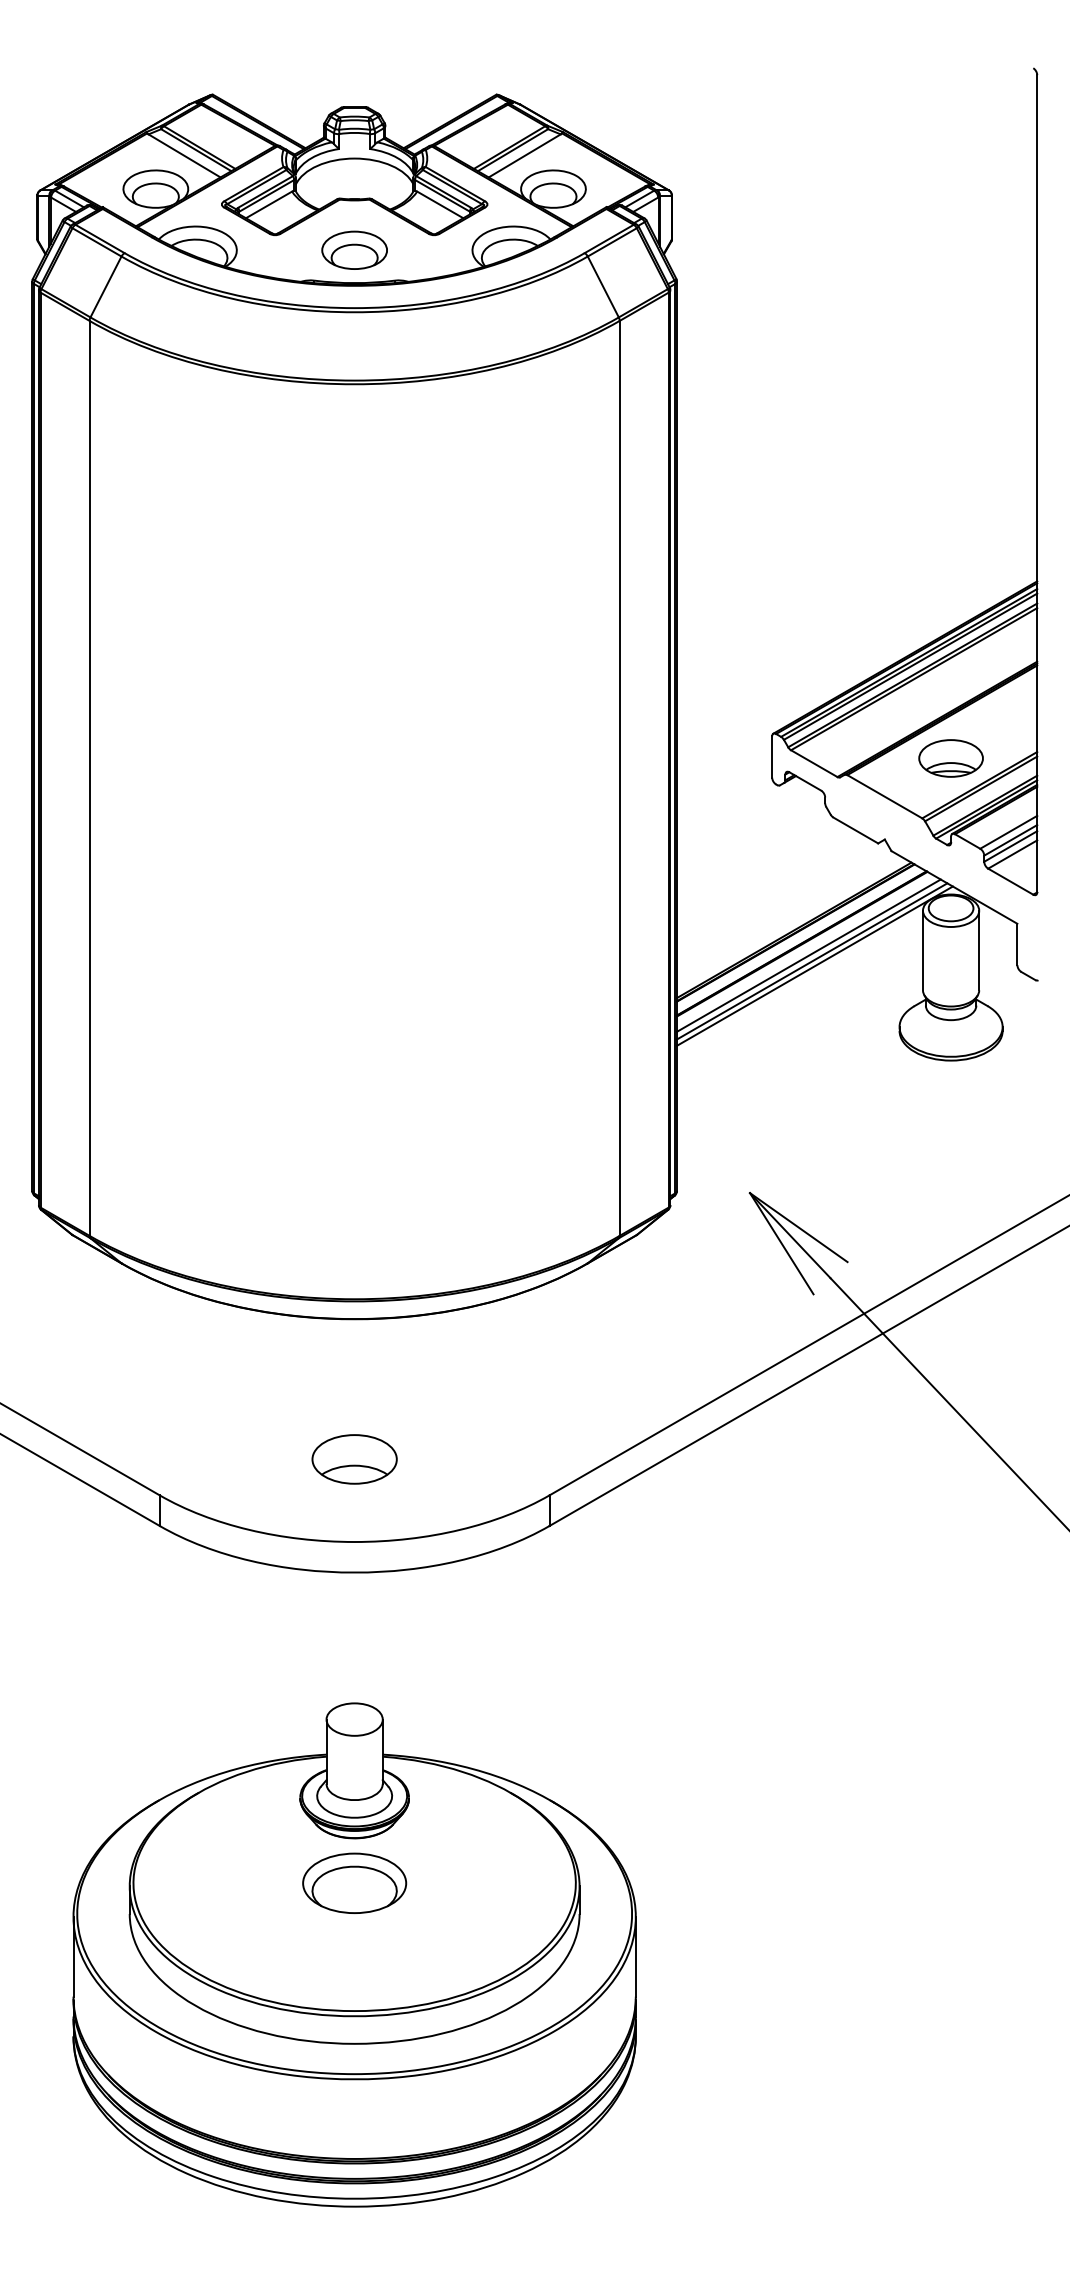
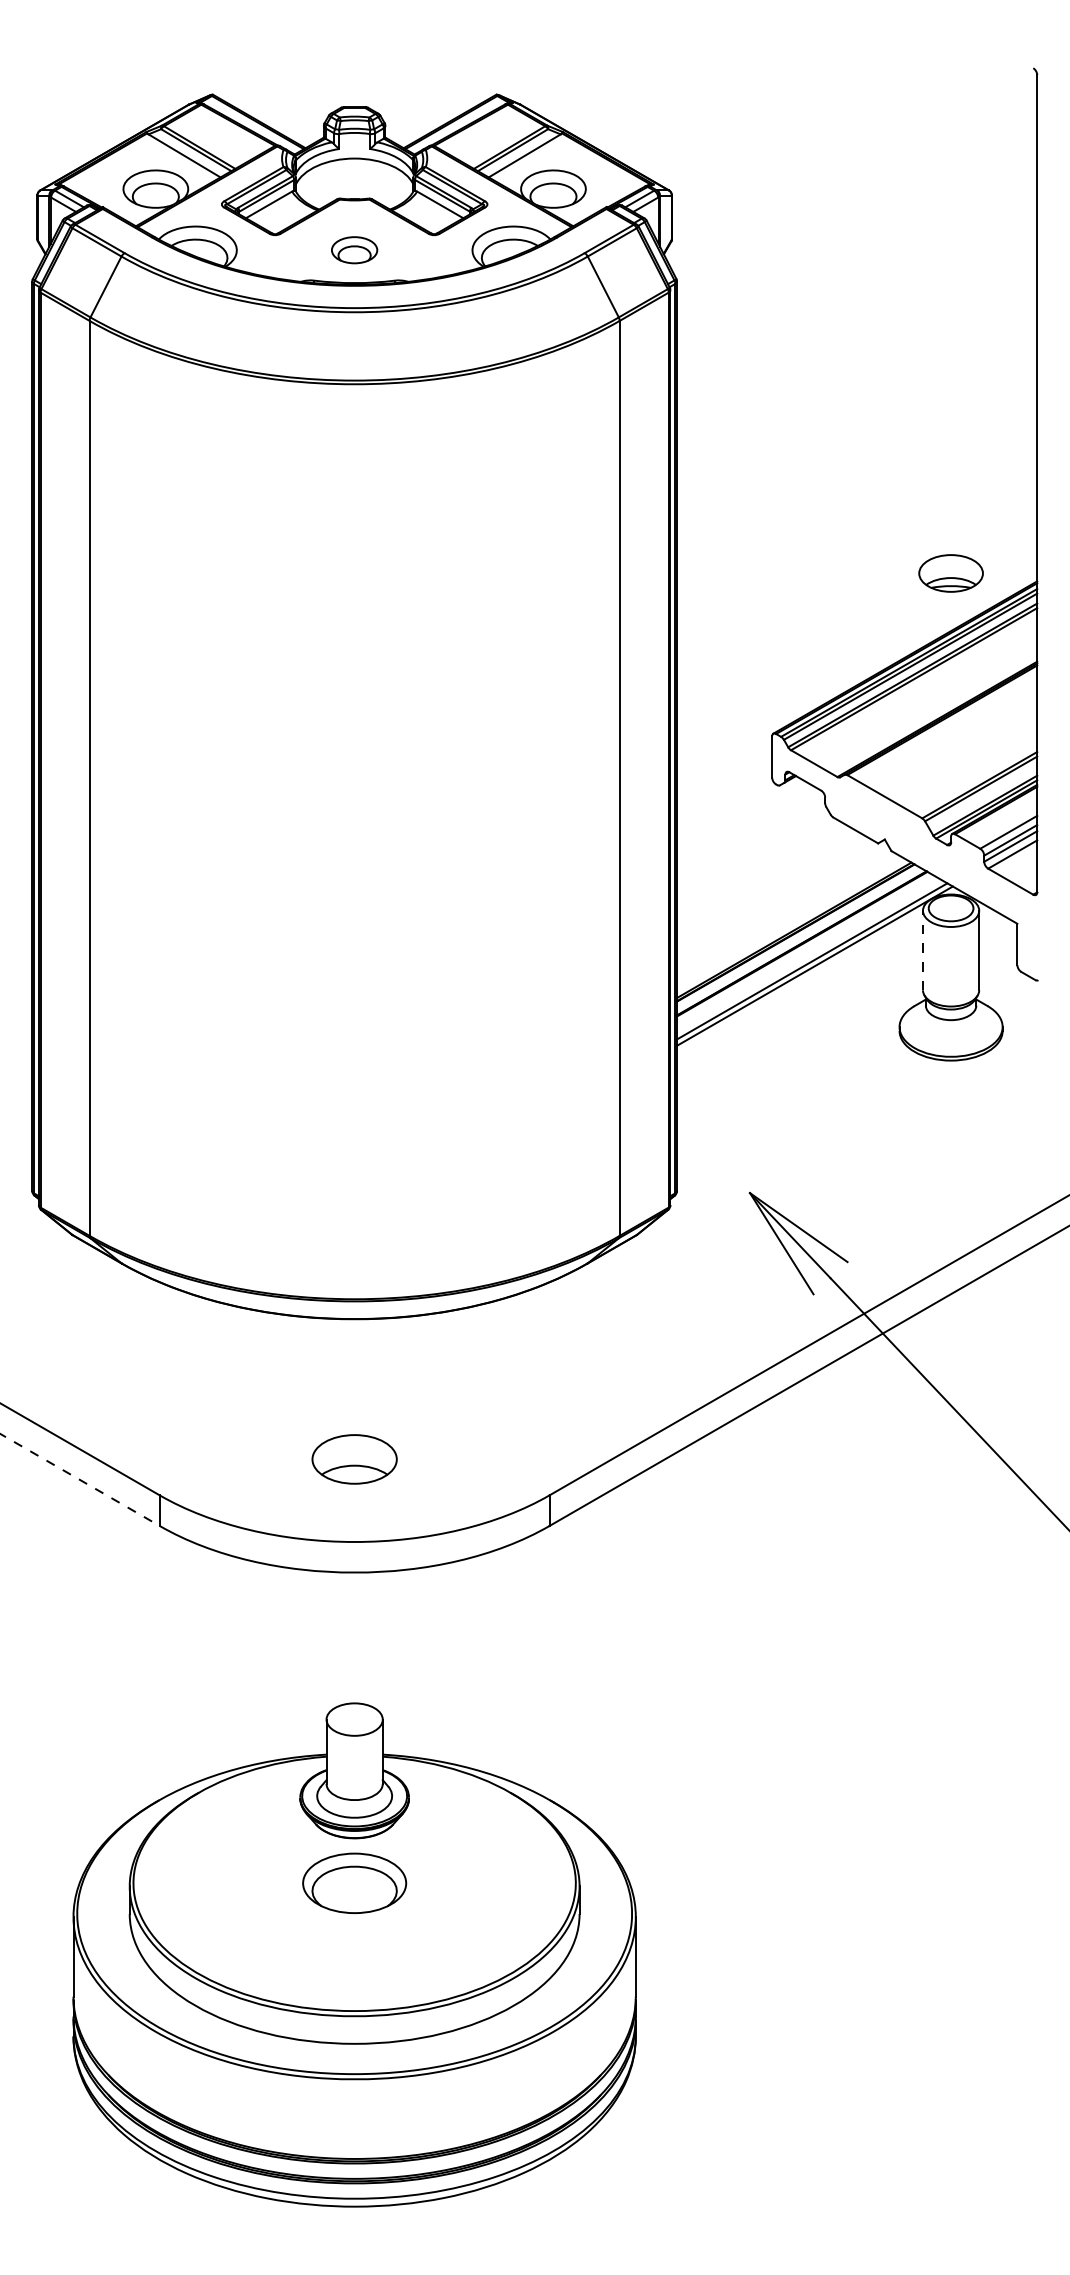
part size: 67x40 px -> 48x29 px (354, 250)
part position: (950, 758) -> (950, 573) (950, 573)
line: solid -> dashed (922, 950)
line: present -> none (808, 955)
line: solid -> dashed (80, 1480)
